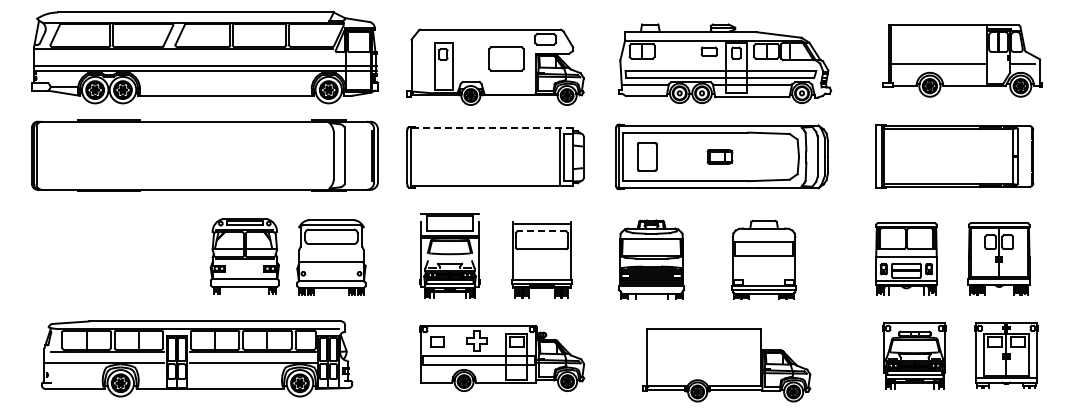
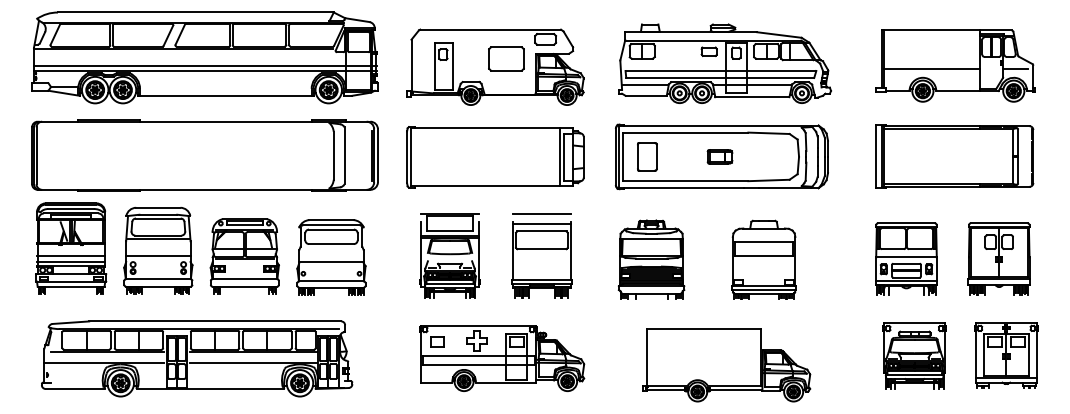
part position: (962, 60) -> (955, 65) (955, 65)
line: dashed -> solid (491, 128)
line: none -> present (541, 213)
line: dashed -> solid (541, 231)
part: none -> present (71, 248)
part: none -> present (158, 250)
